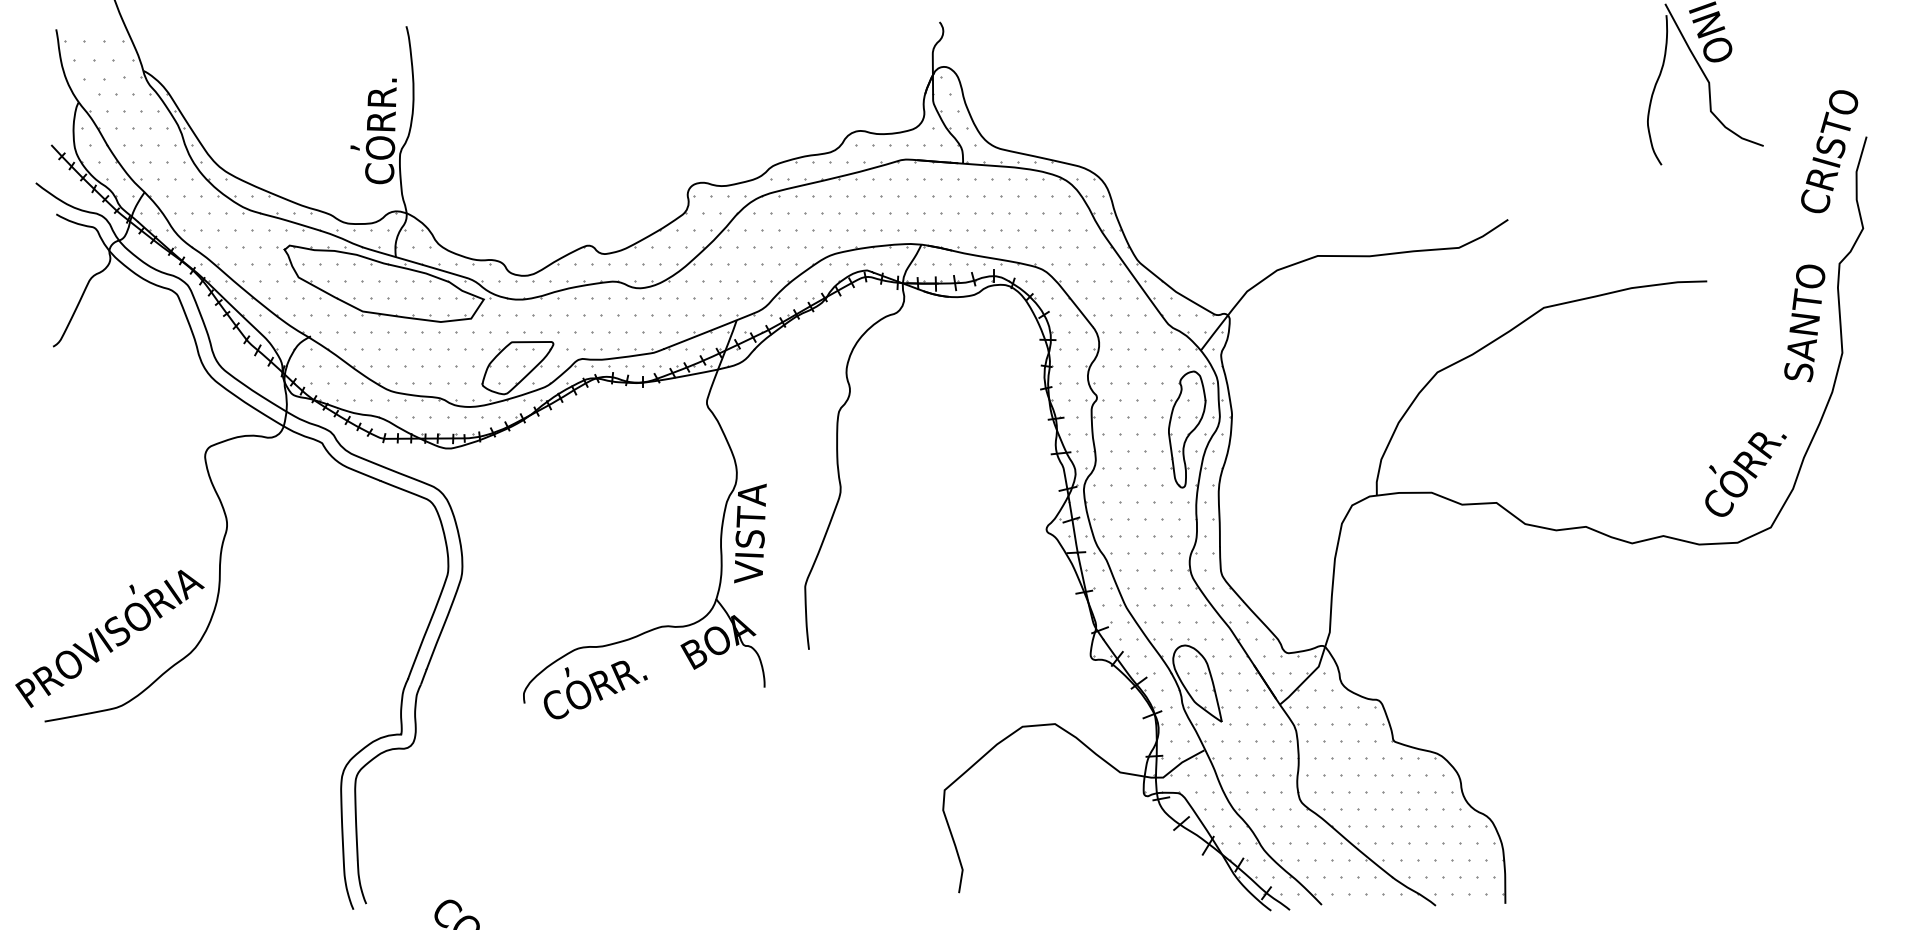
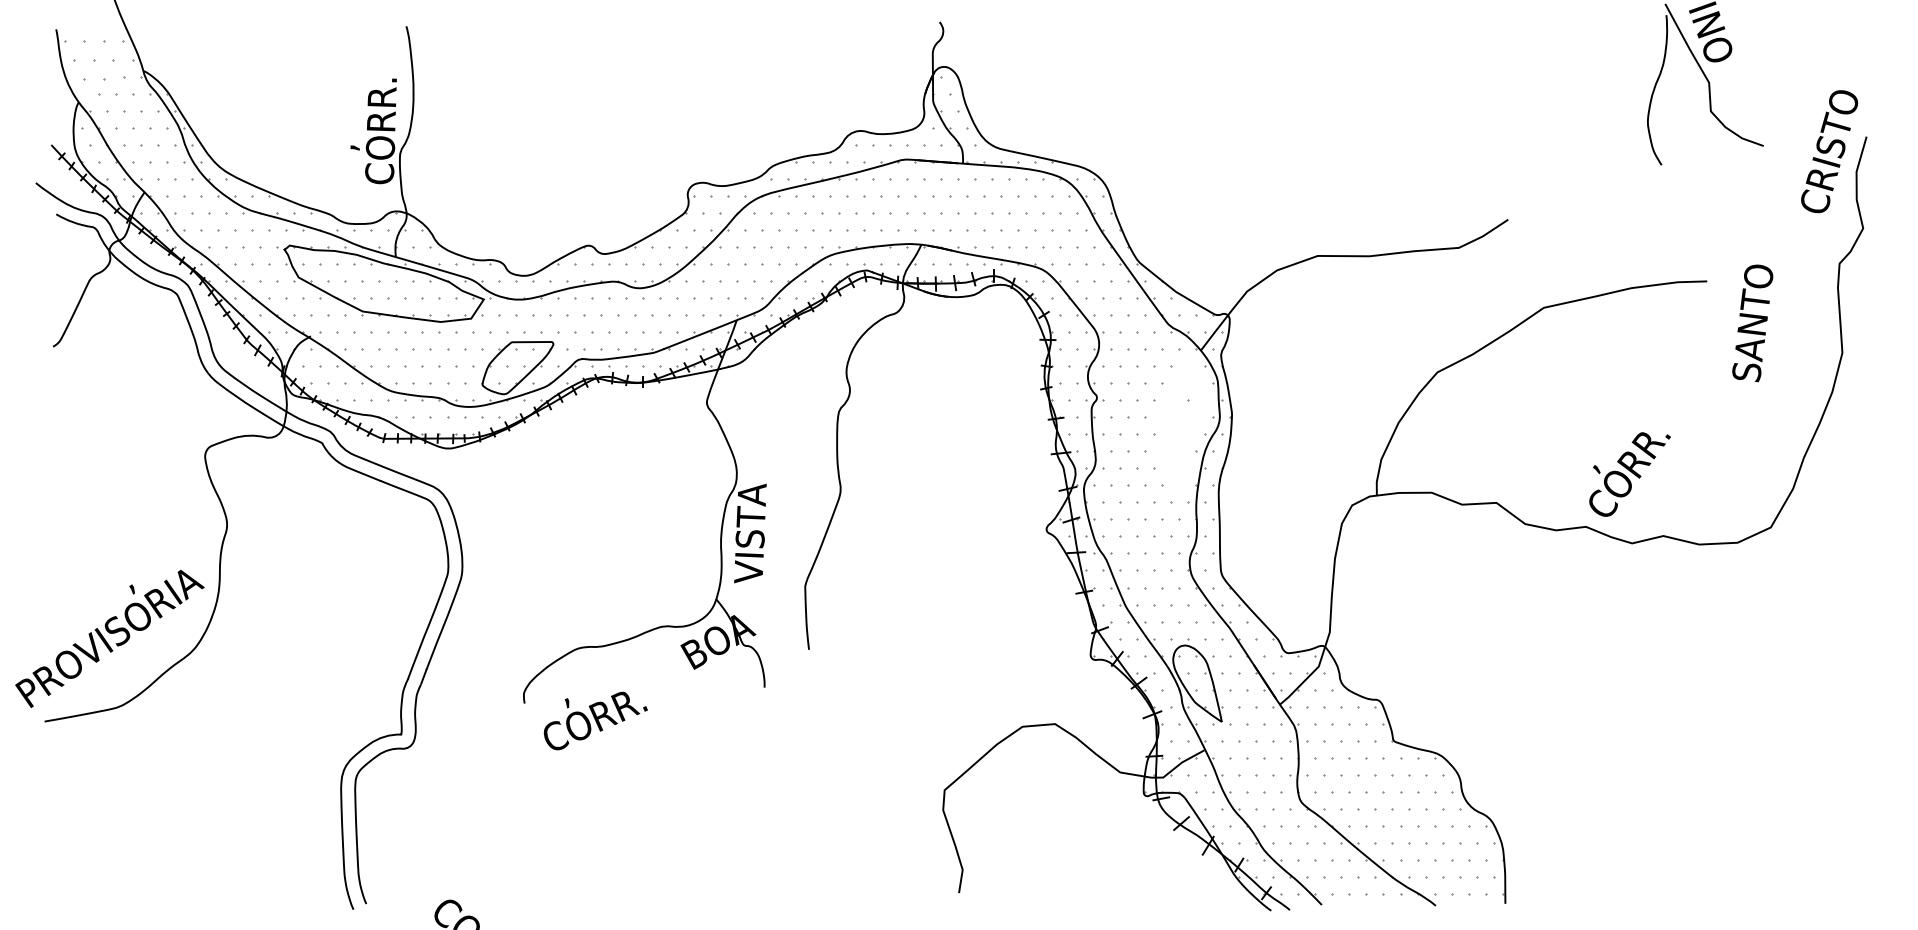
text position: (1804, 323) -> (1752, 323) (1752, 323)
part: present -> none (1183, 426)
text position: (1745, 474) -> (1629, 474) (1629, 474)
text position: (595, 689) -> (595, 720) (595, 720)
